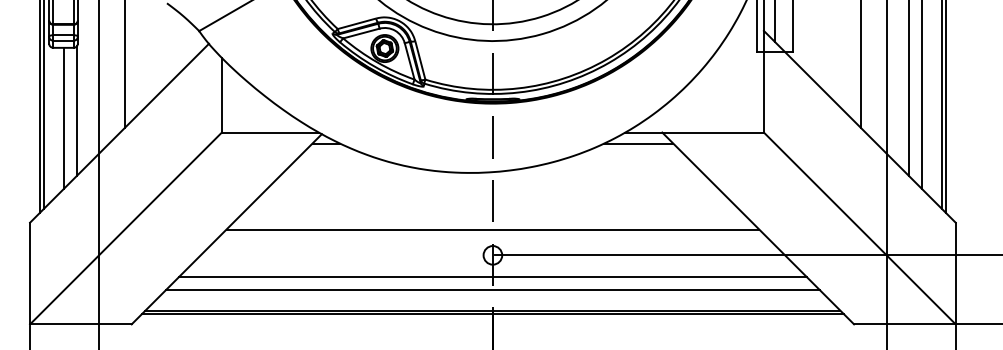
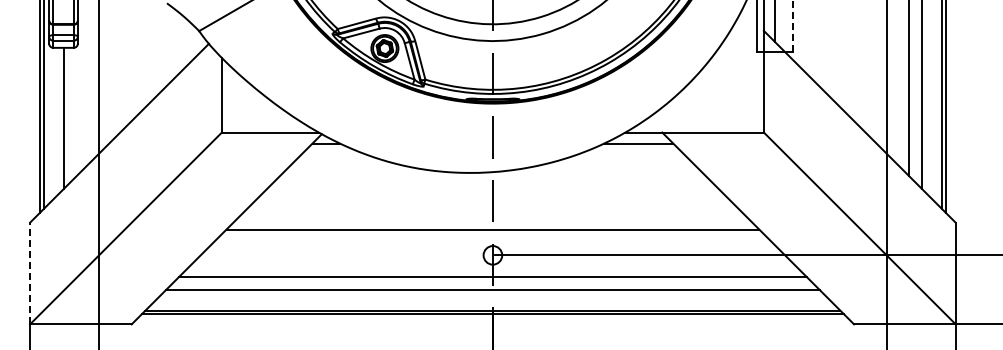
line: solid -> dashed (792, 26)
line: present -> none (124, 64)
line: present -> none (860, 64)
line: present -> none (77, 110)
line: solid -> dashed (30, 273)
